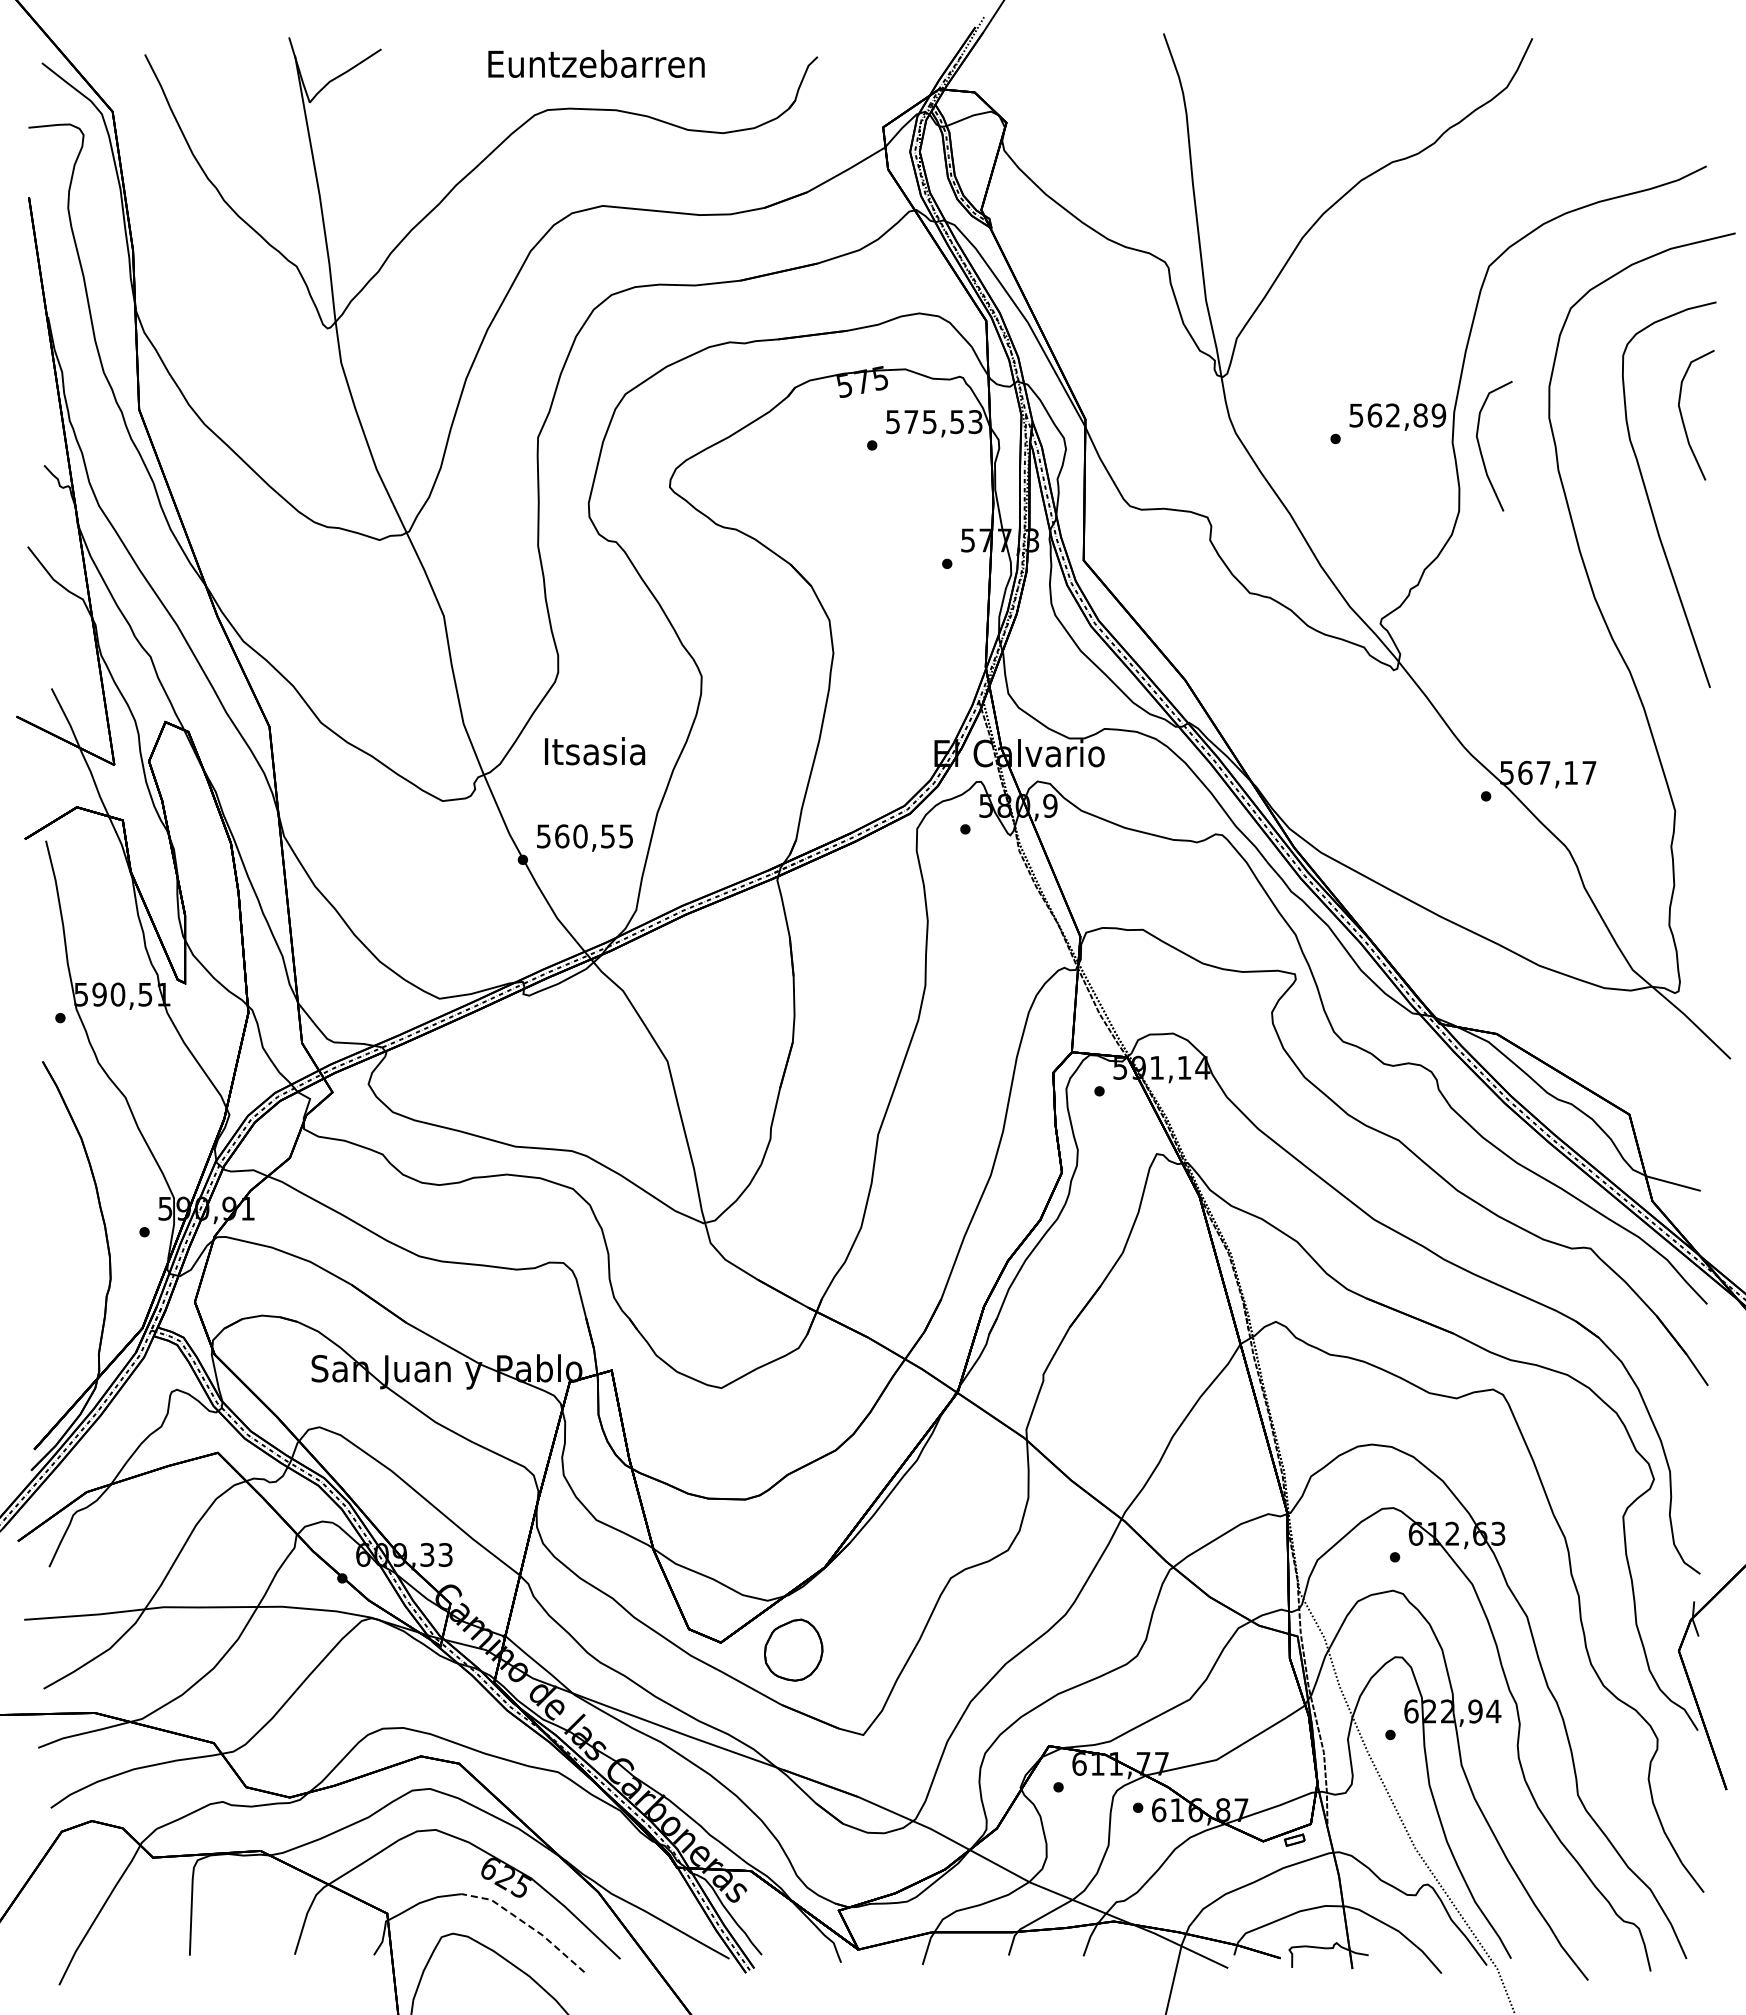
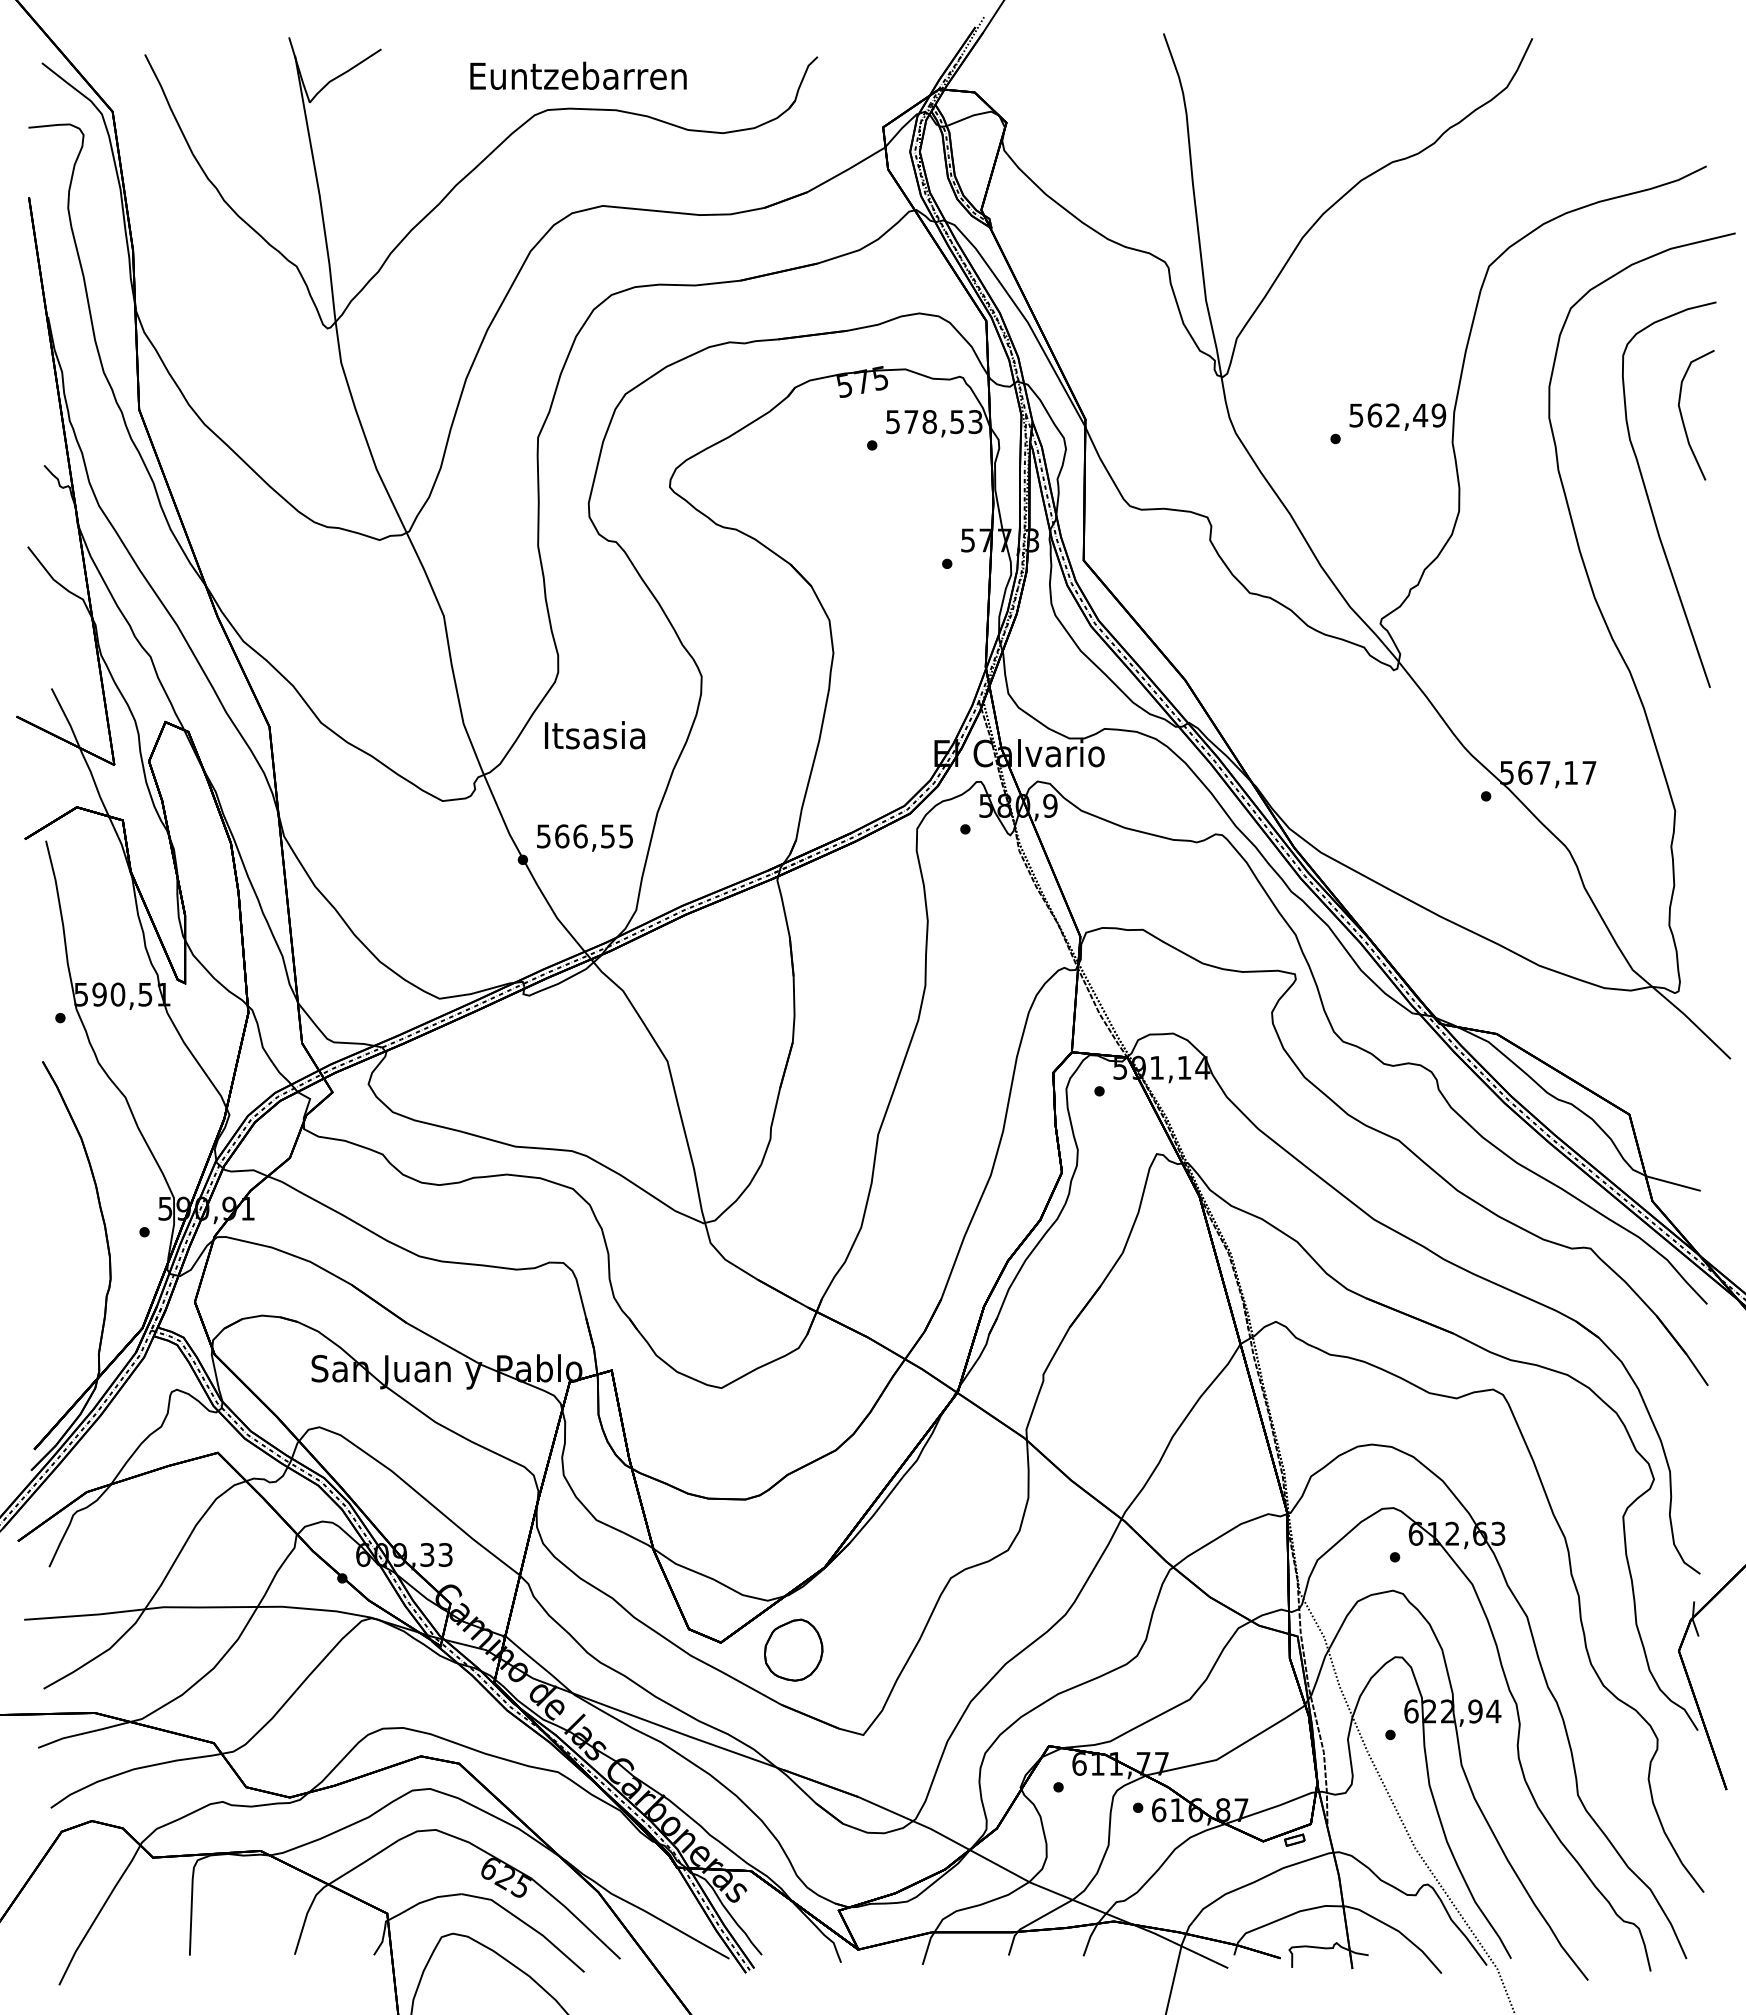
text position: (596, 63) -> (578, 75) (578, 75)
text: 562,89 -> 562,49 (1420, 415)
text: 575,53 -> 578,53 (929, 422)
curve: present -> none (1481, 450)
text position: (595, 751) -> (595, 735) (595, 735)
text: 560,55 -> 566,55 (580, 836)
line: dashed -> solid (527, 1924)
